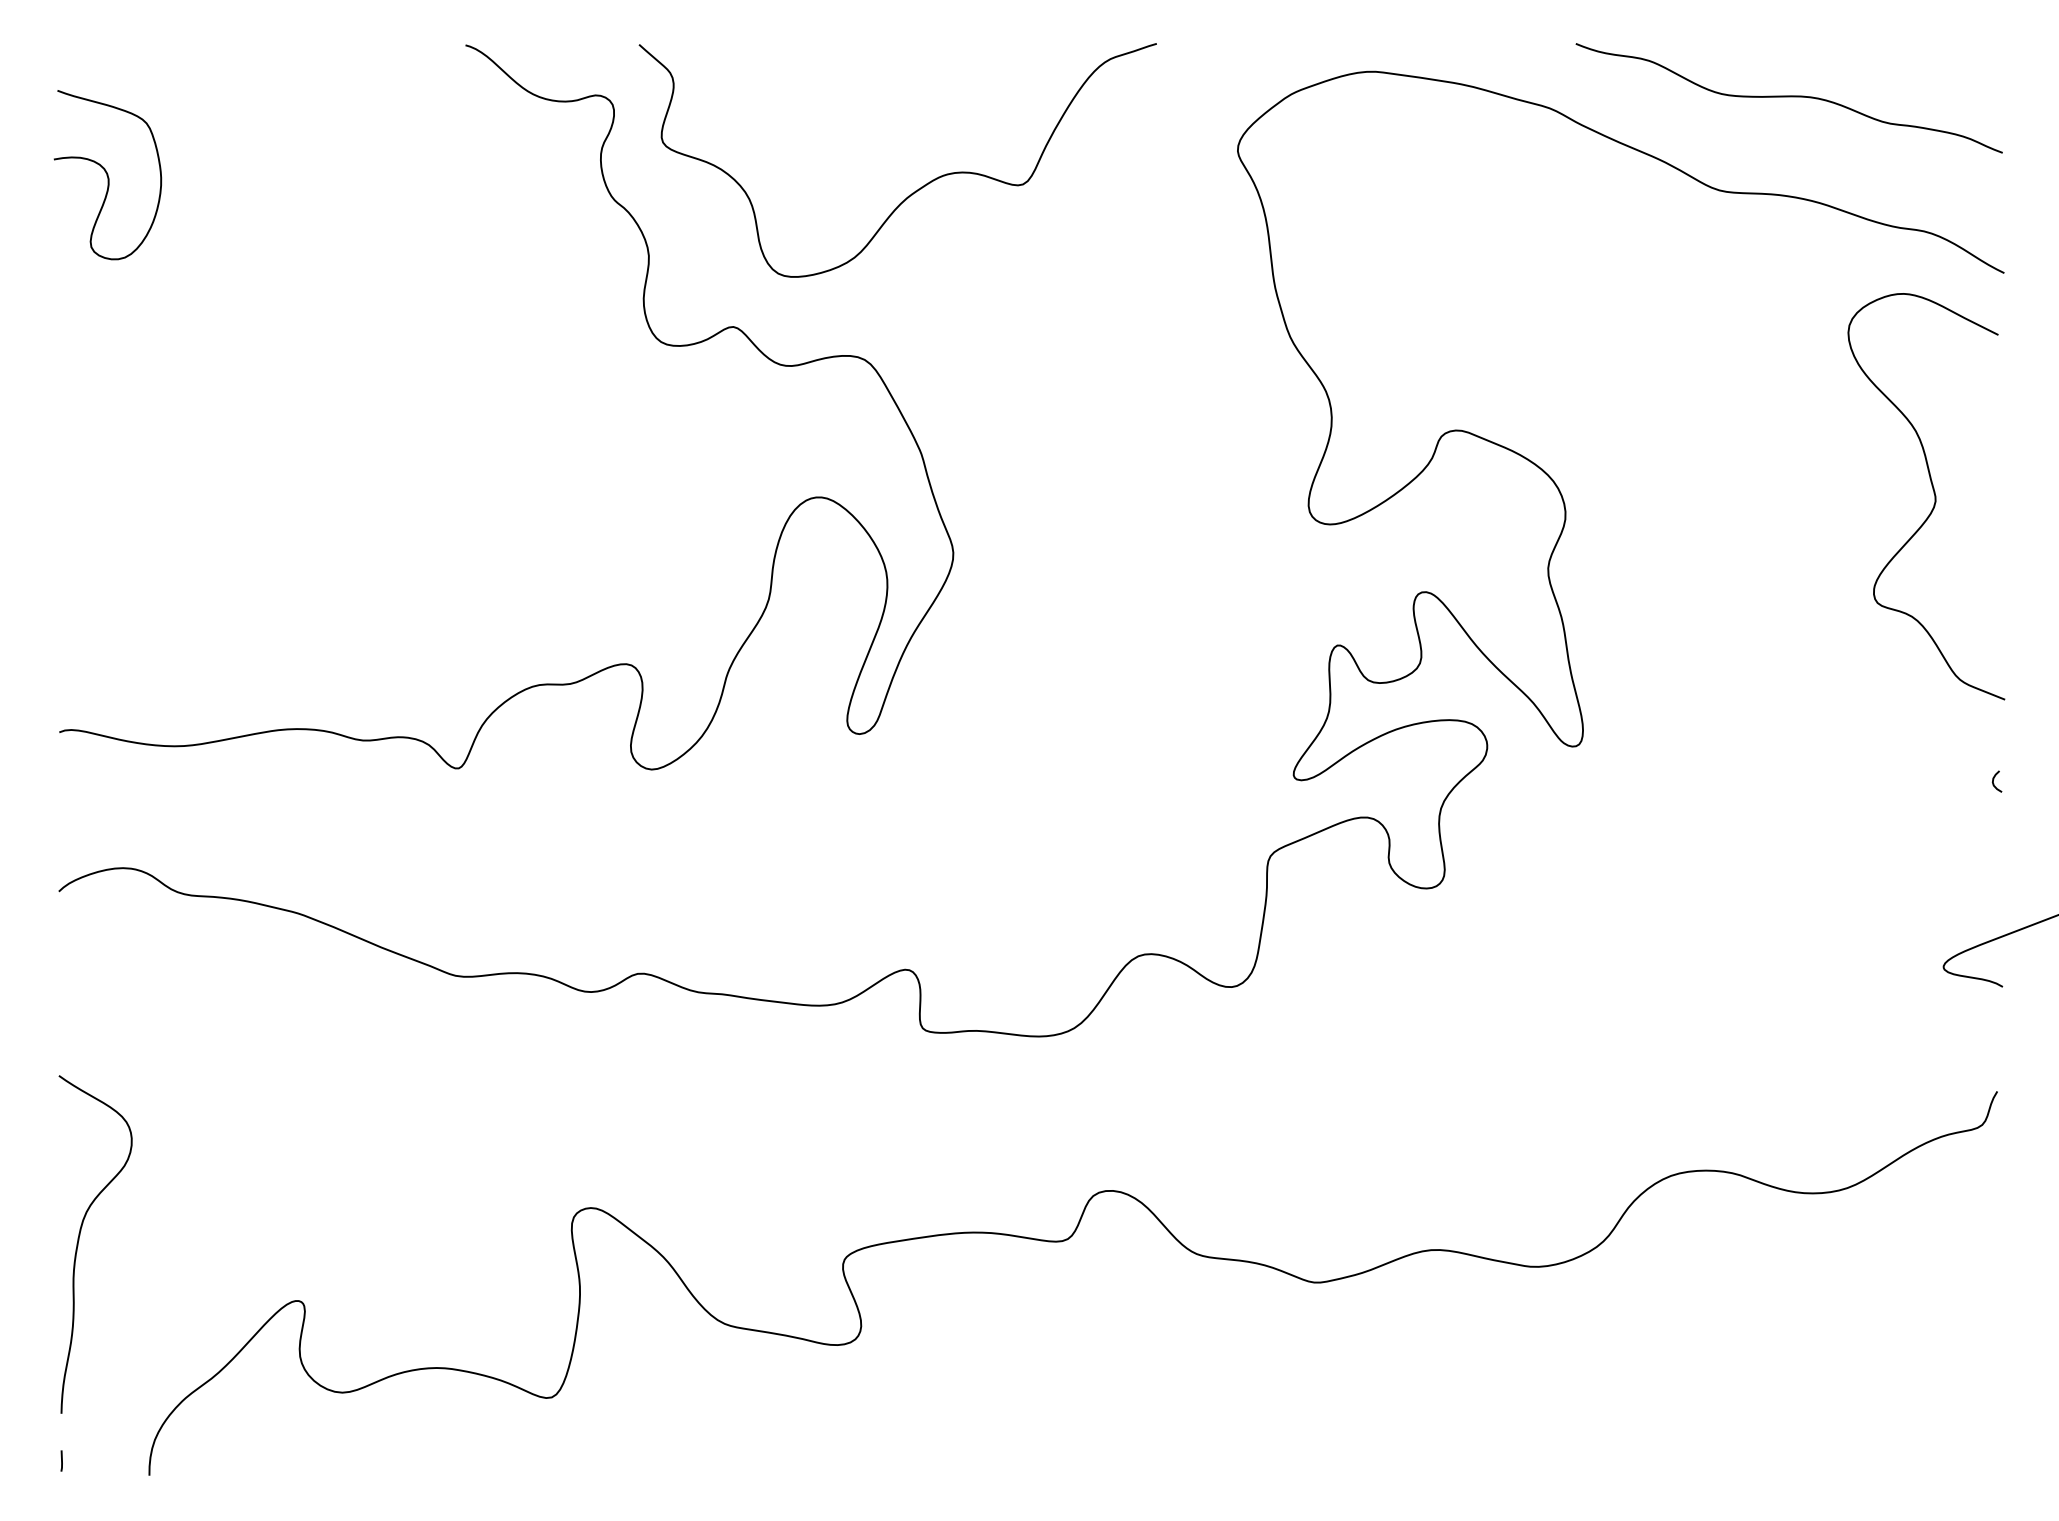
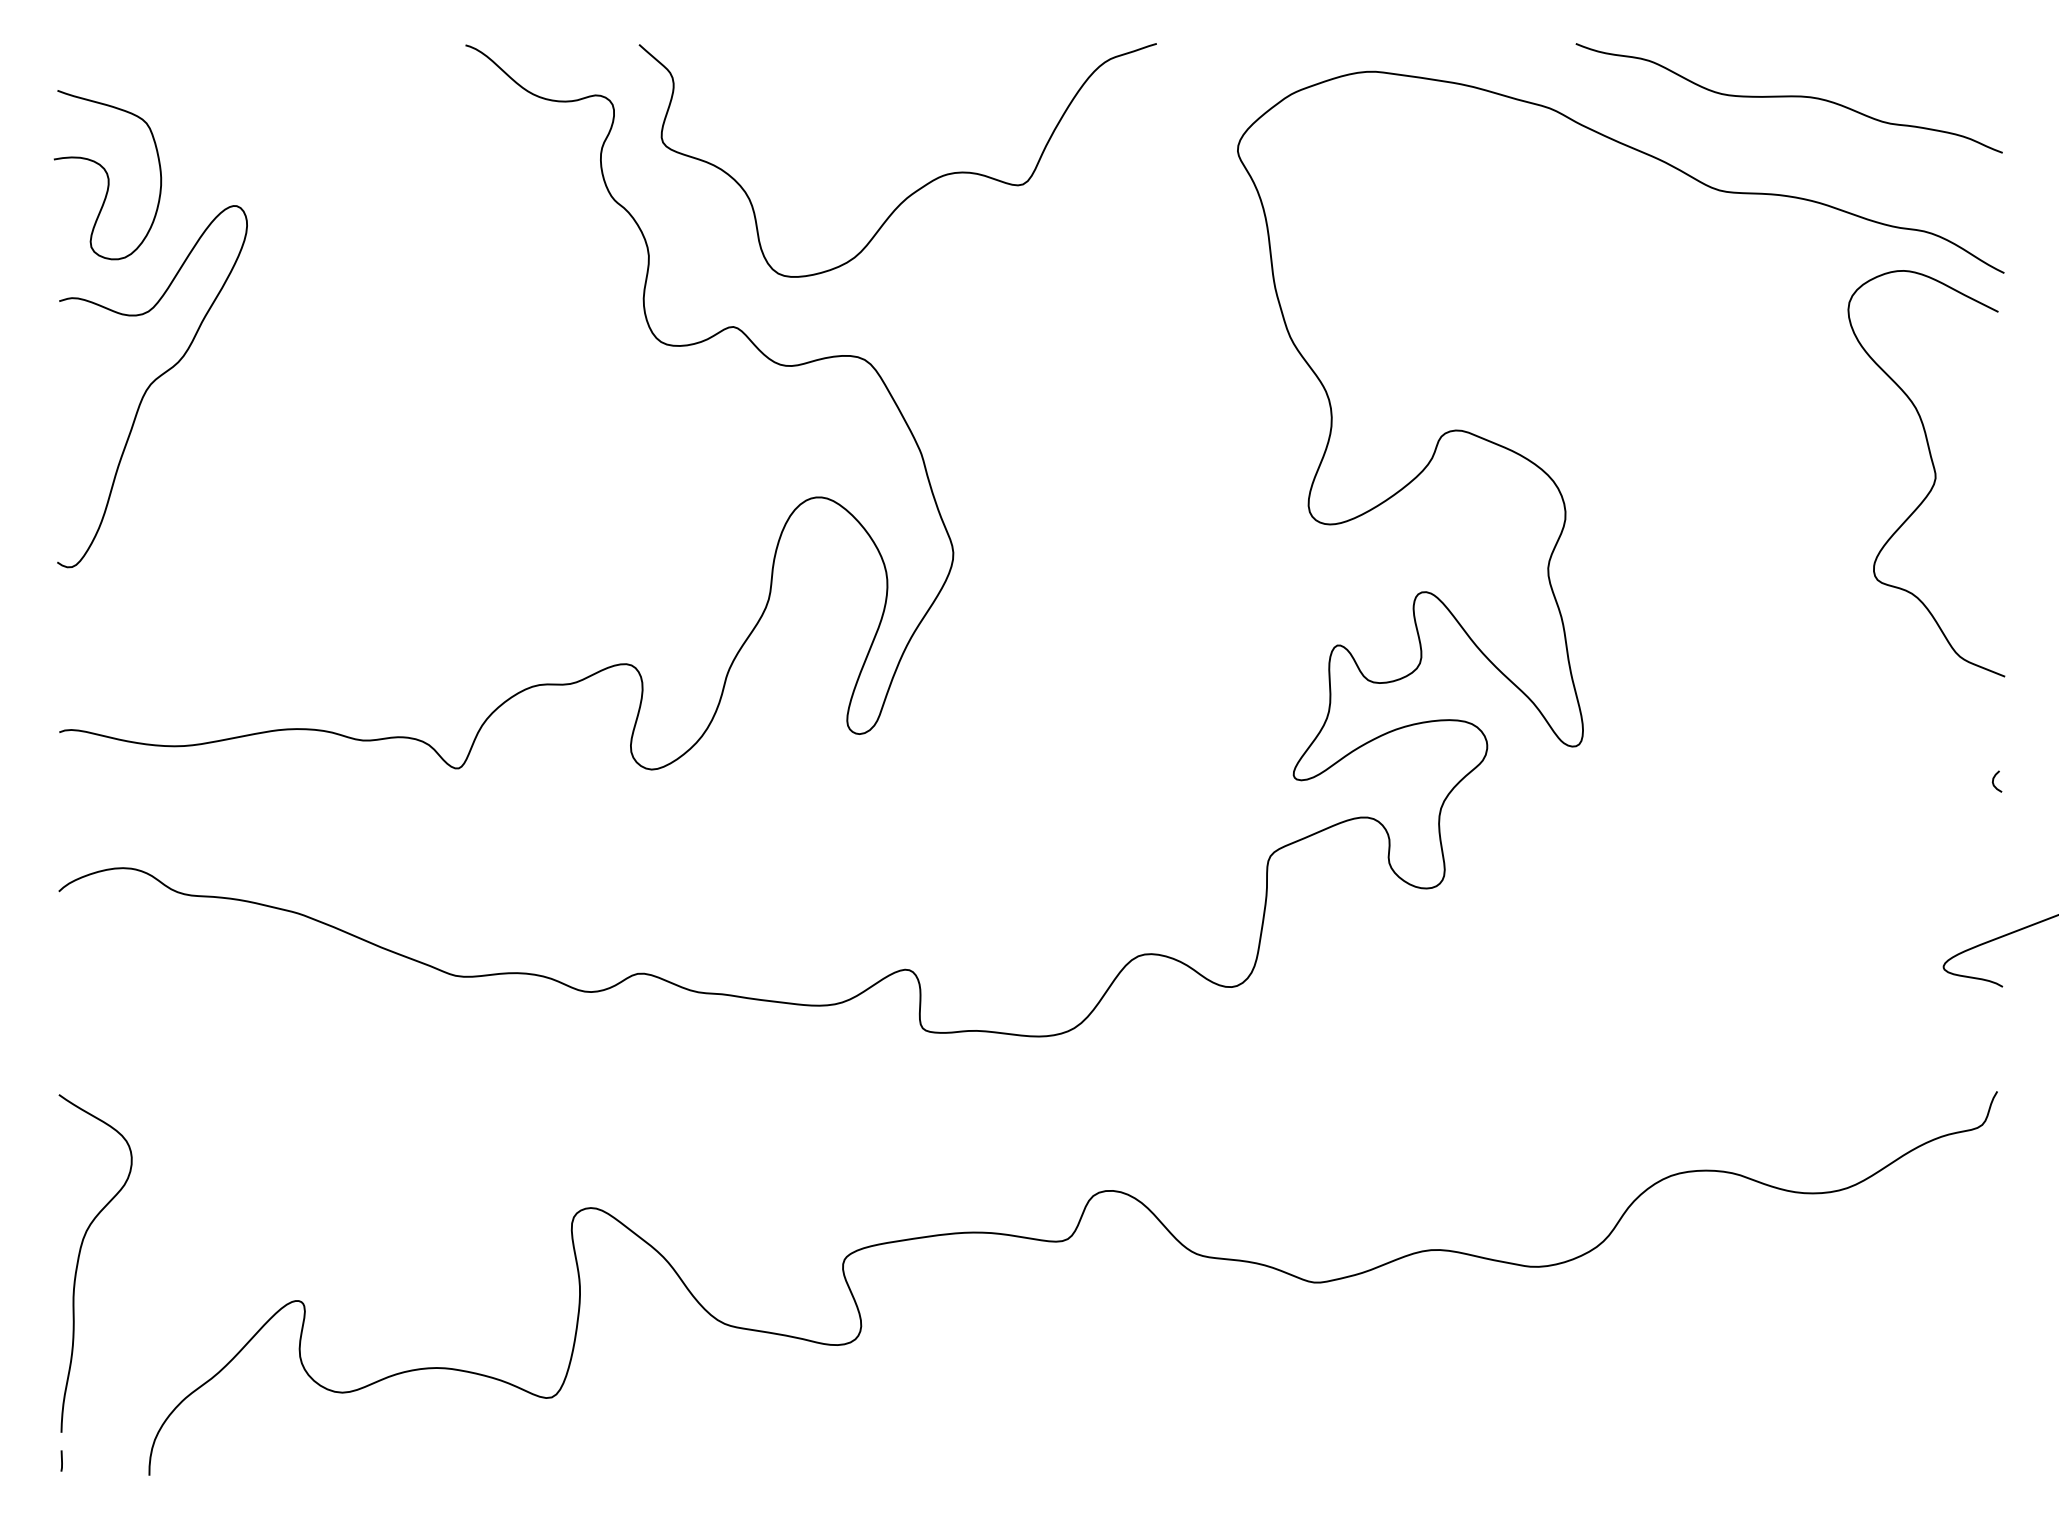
curve: none -> present (151, 385)
curve position: (1933, 493) -> (1933, 470) (1933, 470)
curve position: (79, 1240) -> (79, 1259) (79, 1259)
